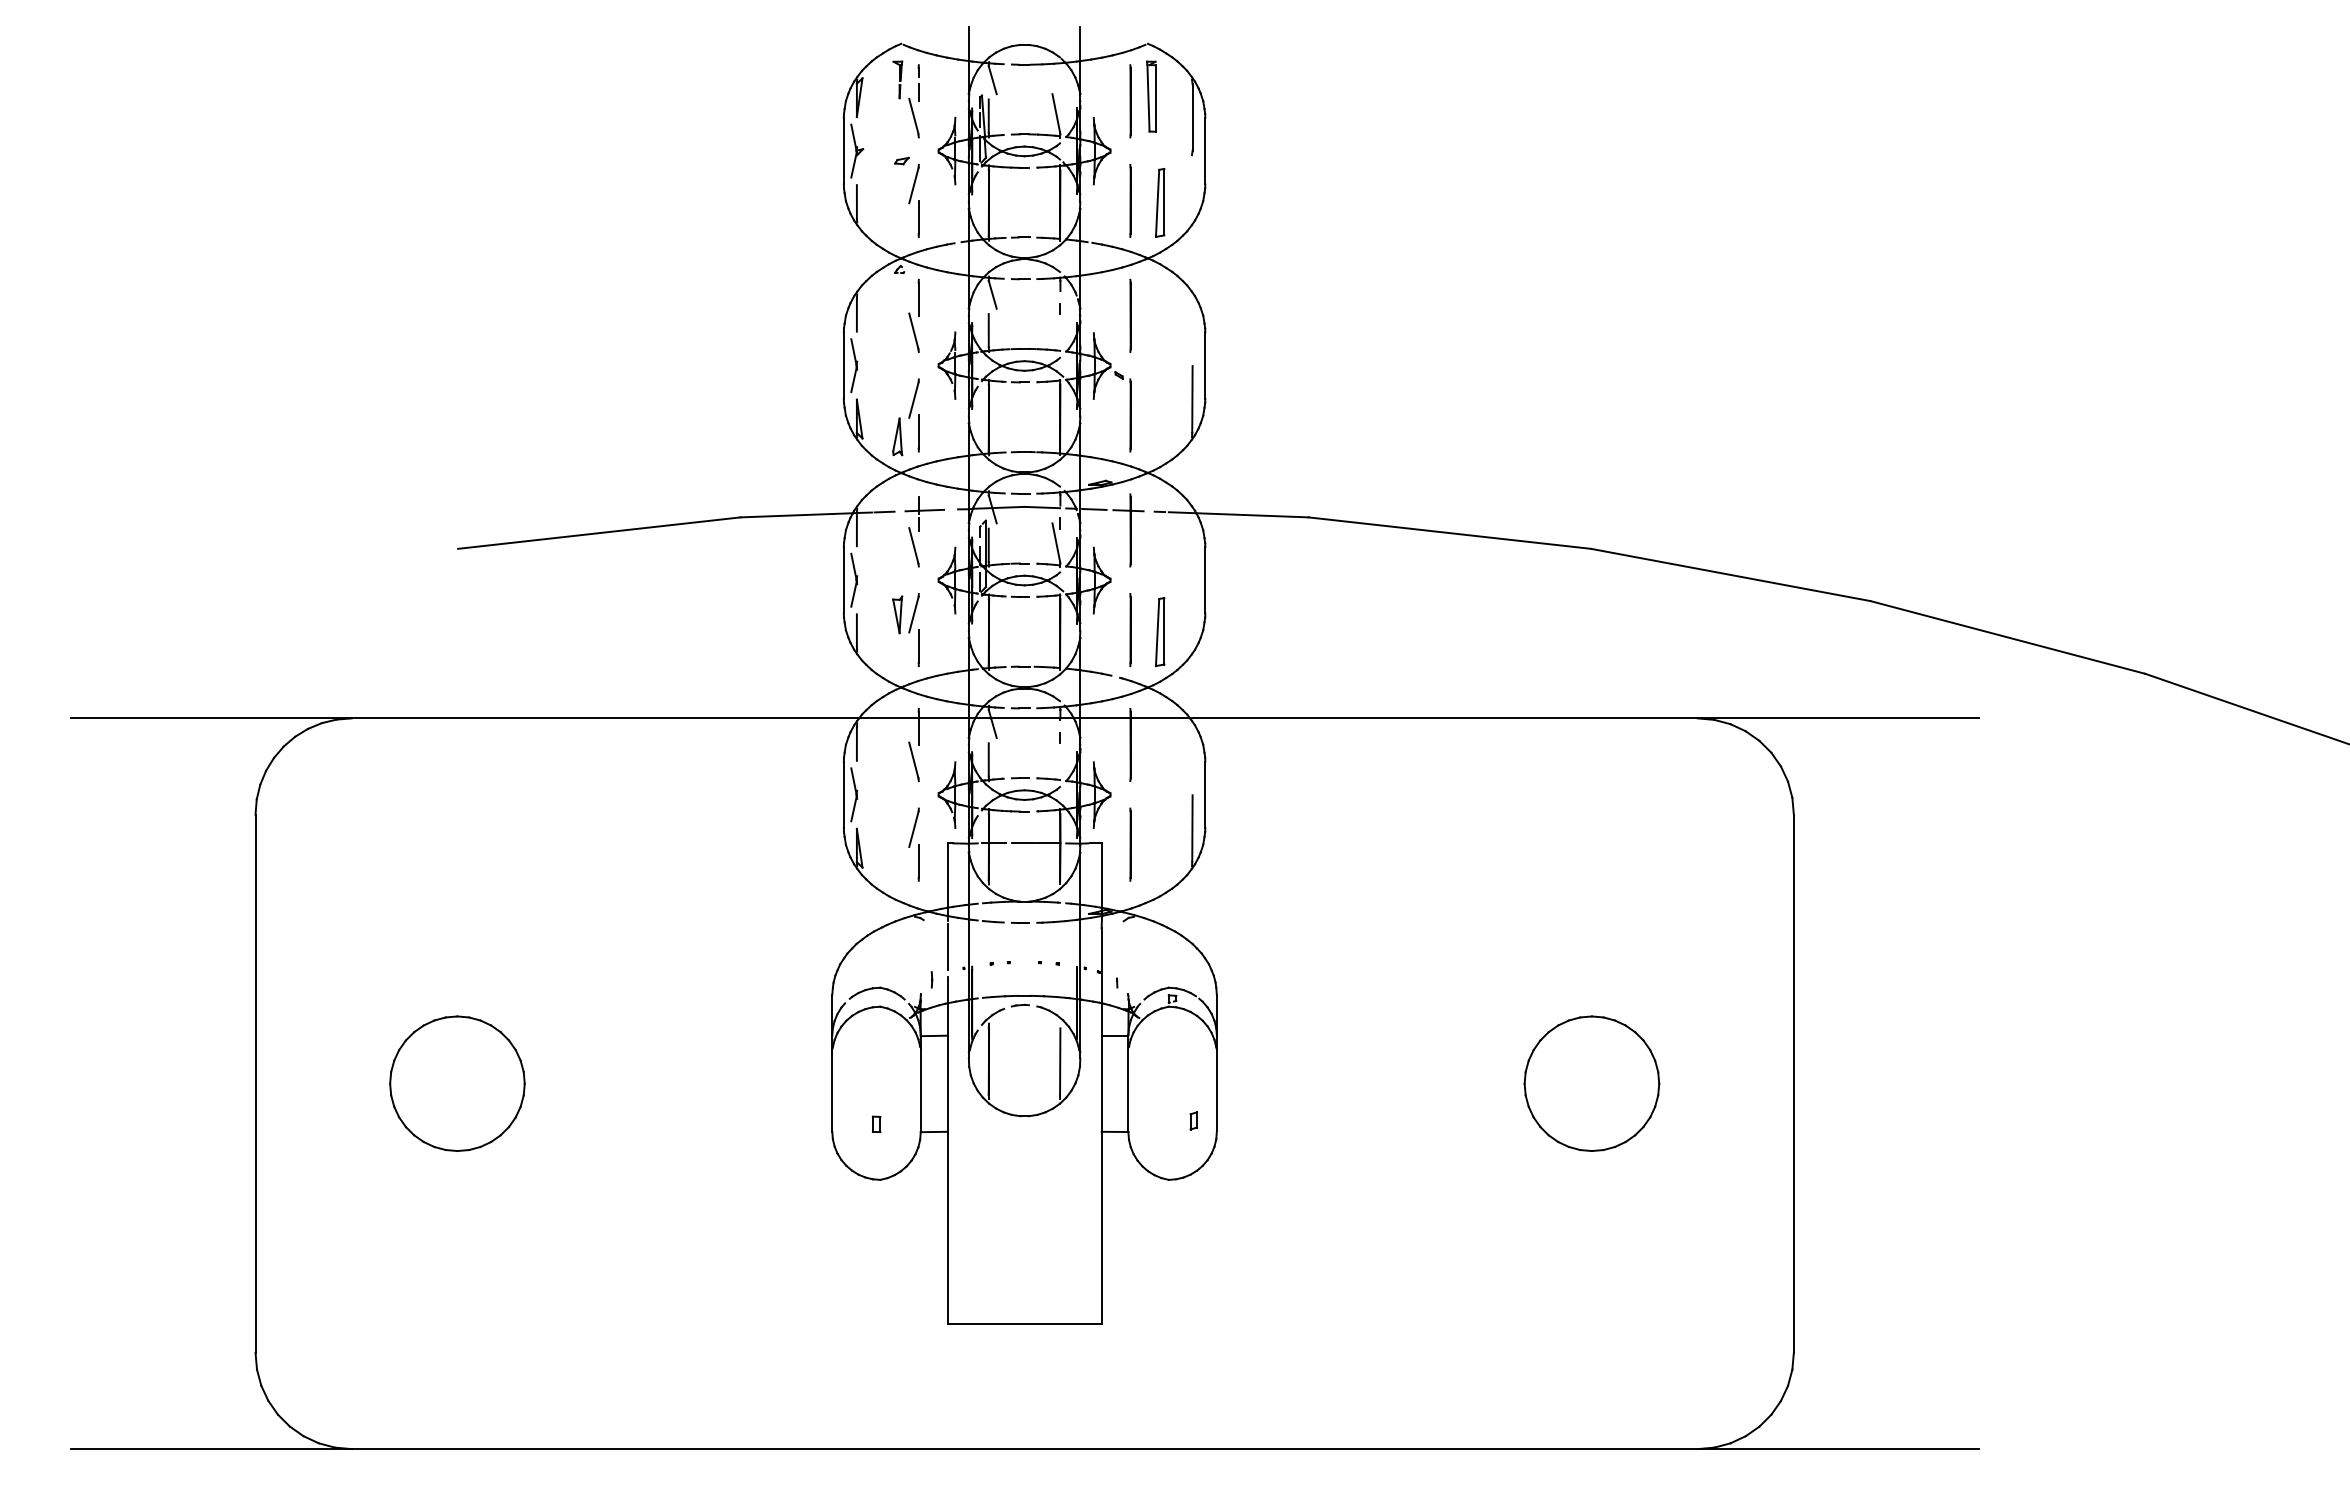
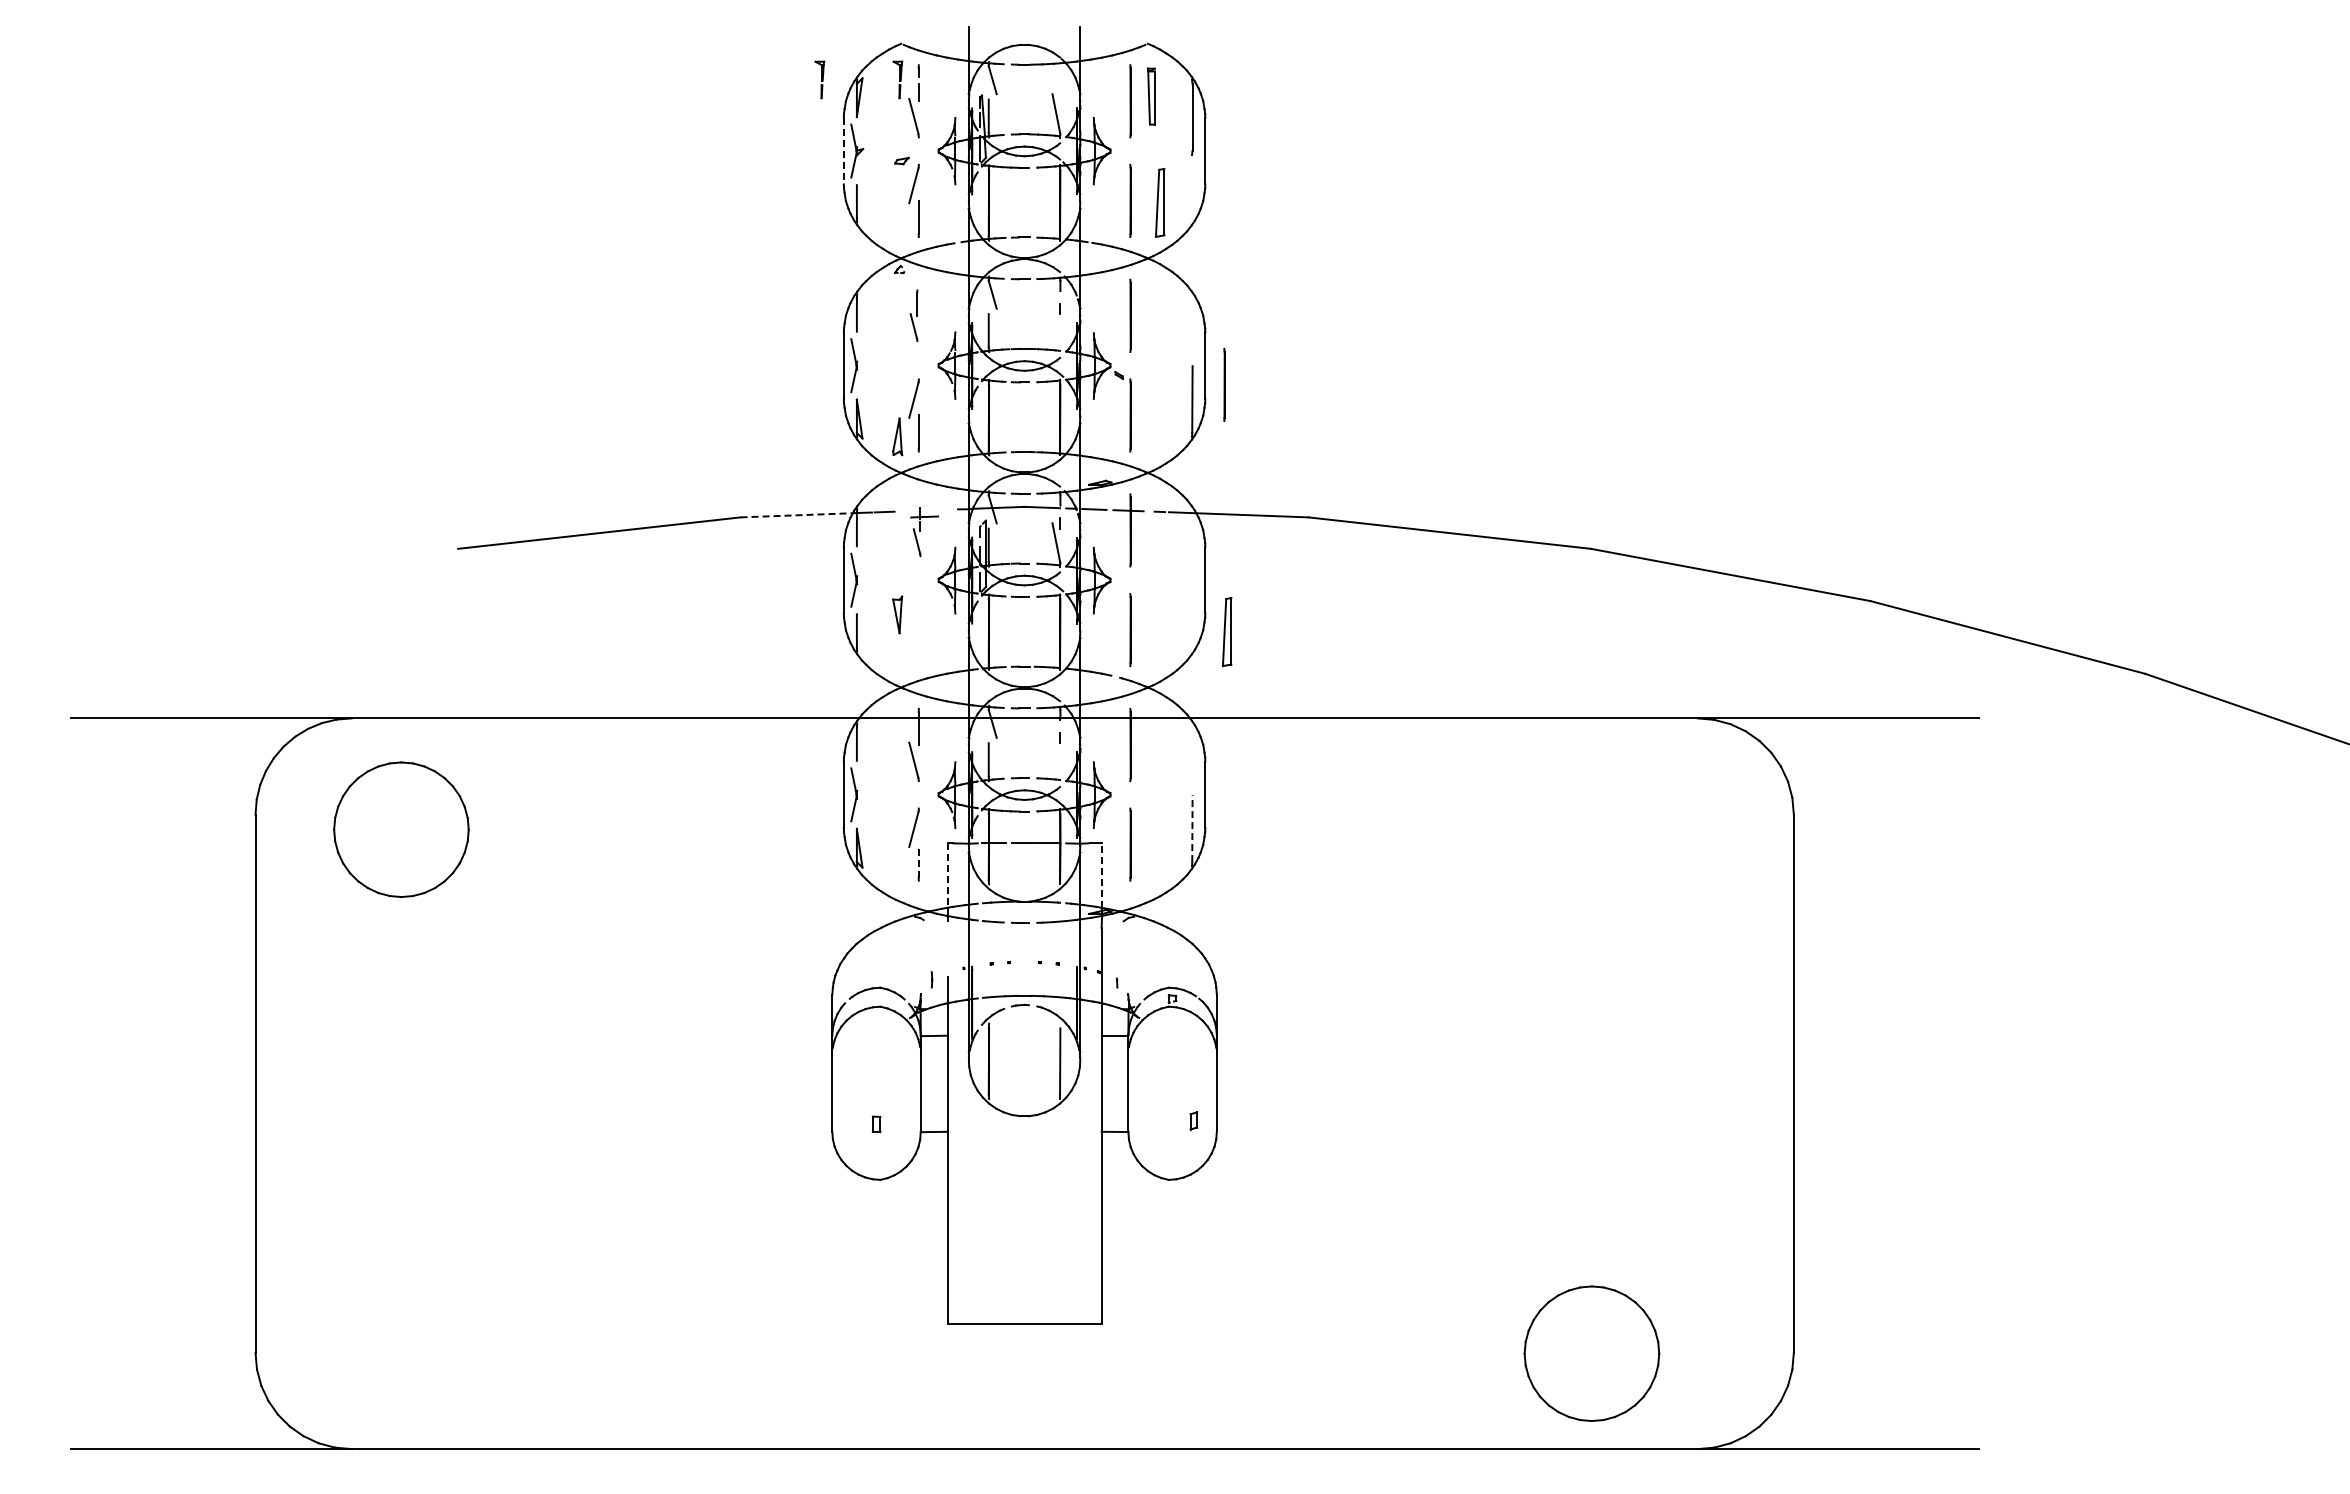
part: none -> present (819, 79)
part size: 11x73 px -> 10x59 px (1150, 96)
line: solid -> dashed (843, 151)
part size: 12x75 px -> 10x53 px (913, 315)
line: none -> present (1224, 384)
line: solid -> dashed (797, 515)
part size: 41x72 px -> 30x51 px (924, 532)
part: present -> none (913, 630)
part position: (1160, 632) -> (1227, 632) (1227, 632)
line: solid -> dashed (1192, 828)
line: solid -> dashed (918, 861)
line: solid -> dashed (1101, 875)
line: solid -> dashed (947, 876)
line: present -> none (947, 946)
part position: (457, 1083) -> (401, 829) (401, 829)
part position: (1591, 1083) -> (1591, 1353) (1591, 1353)
